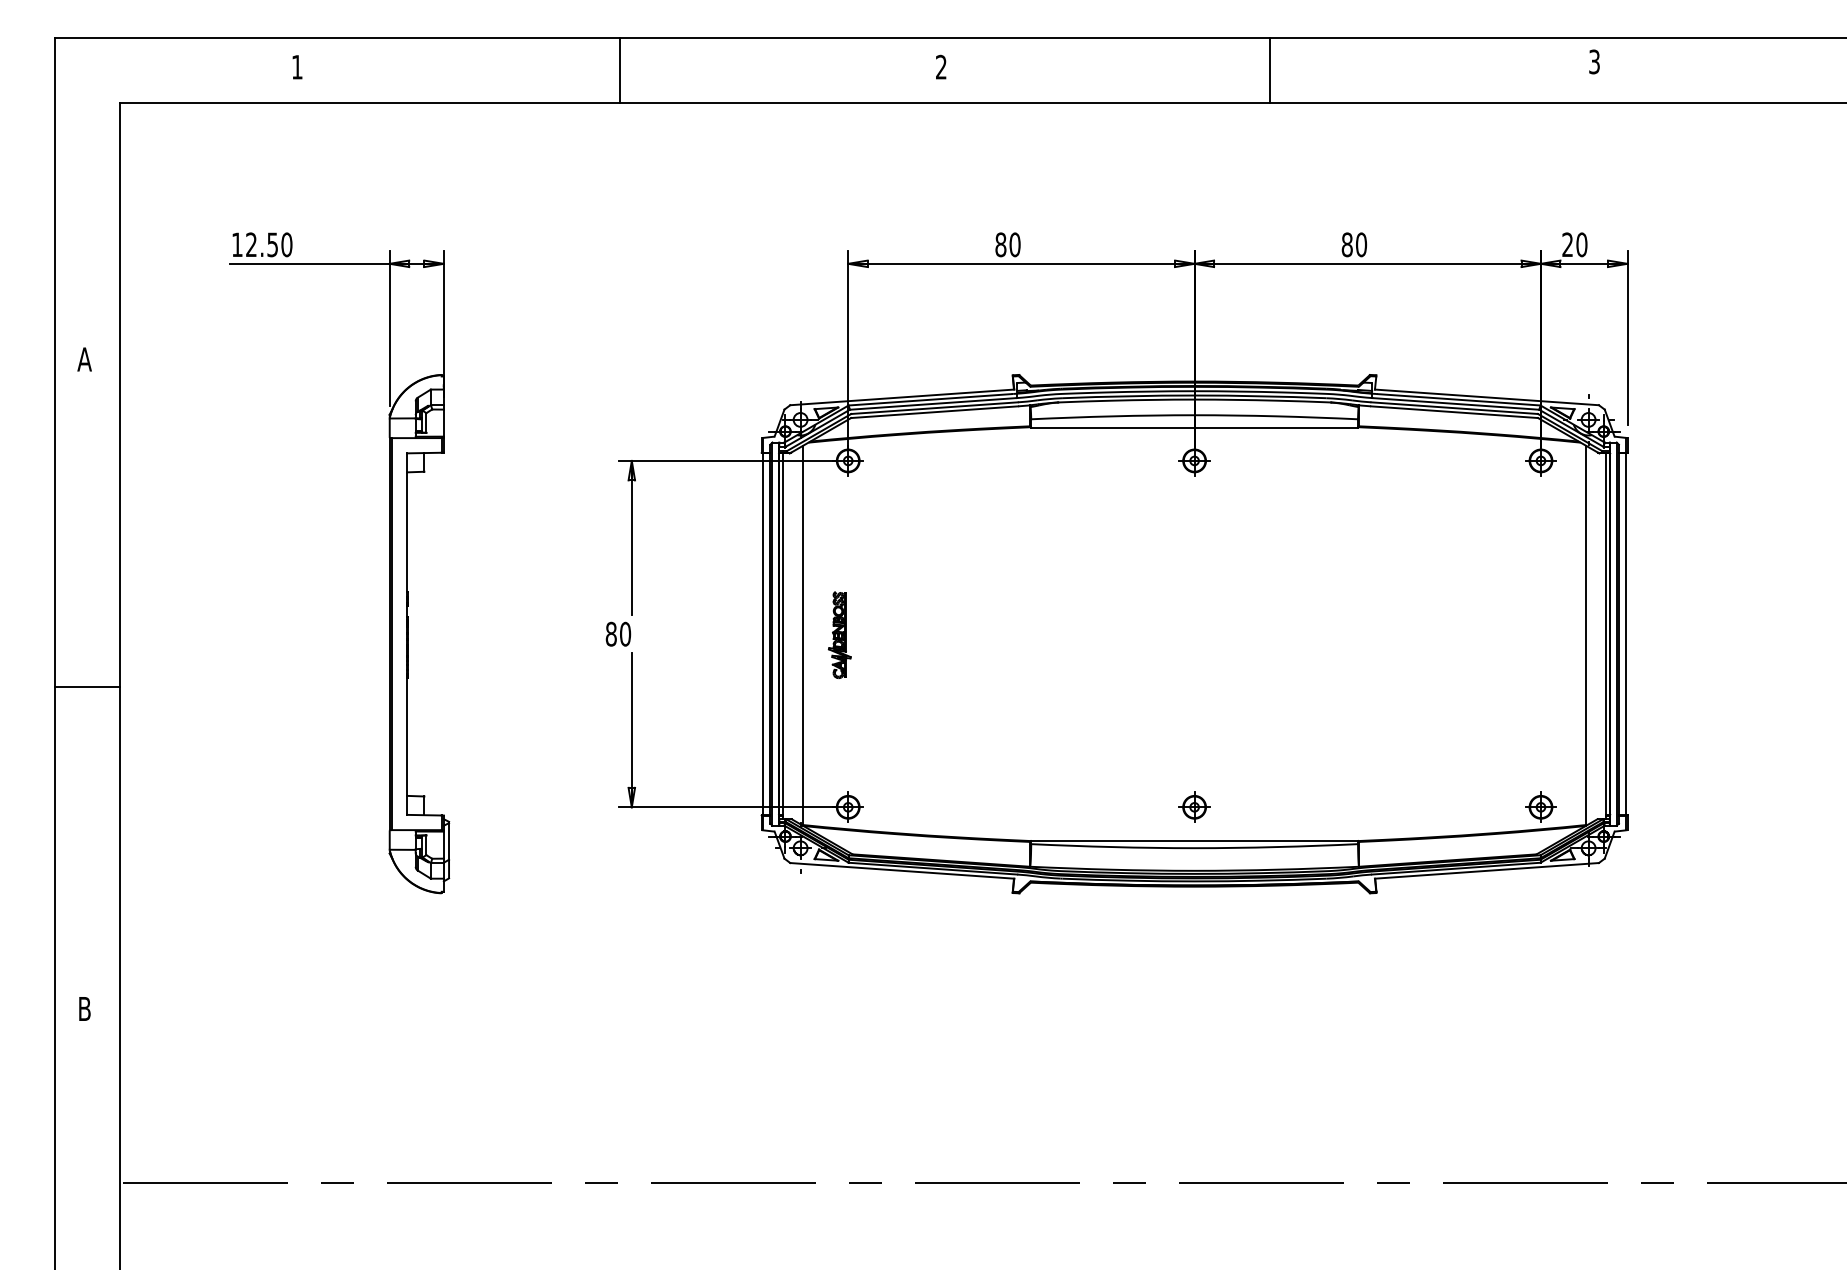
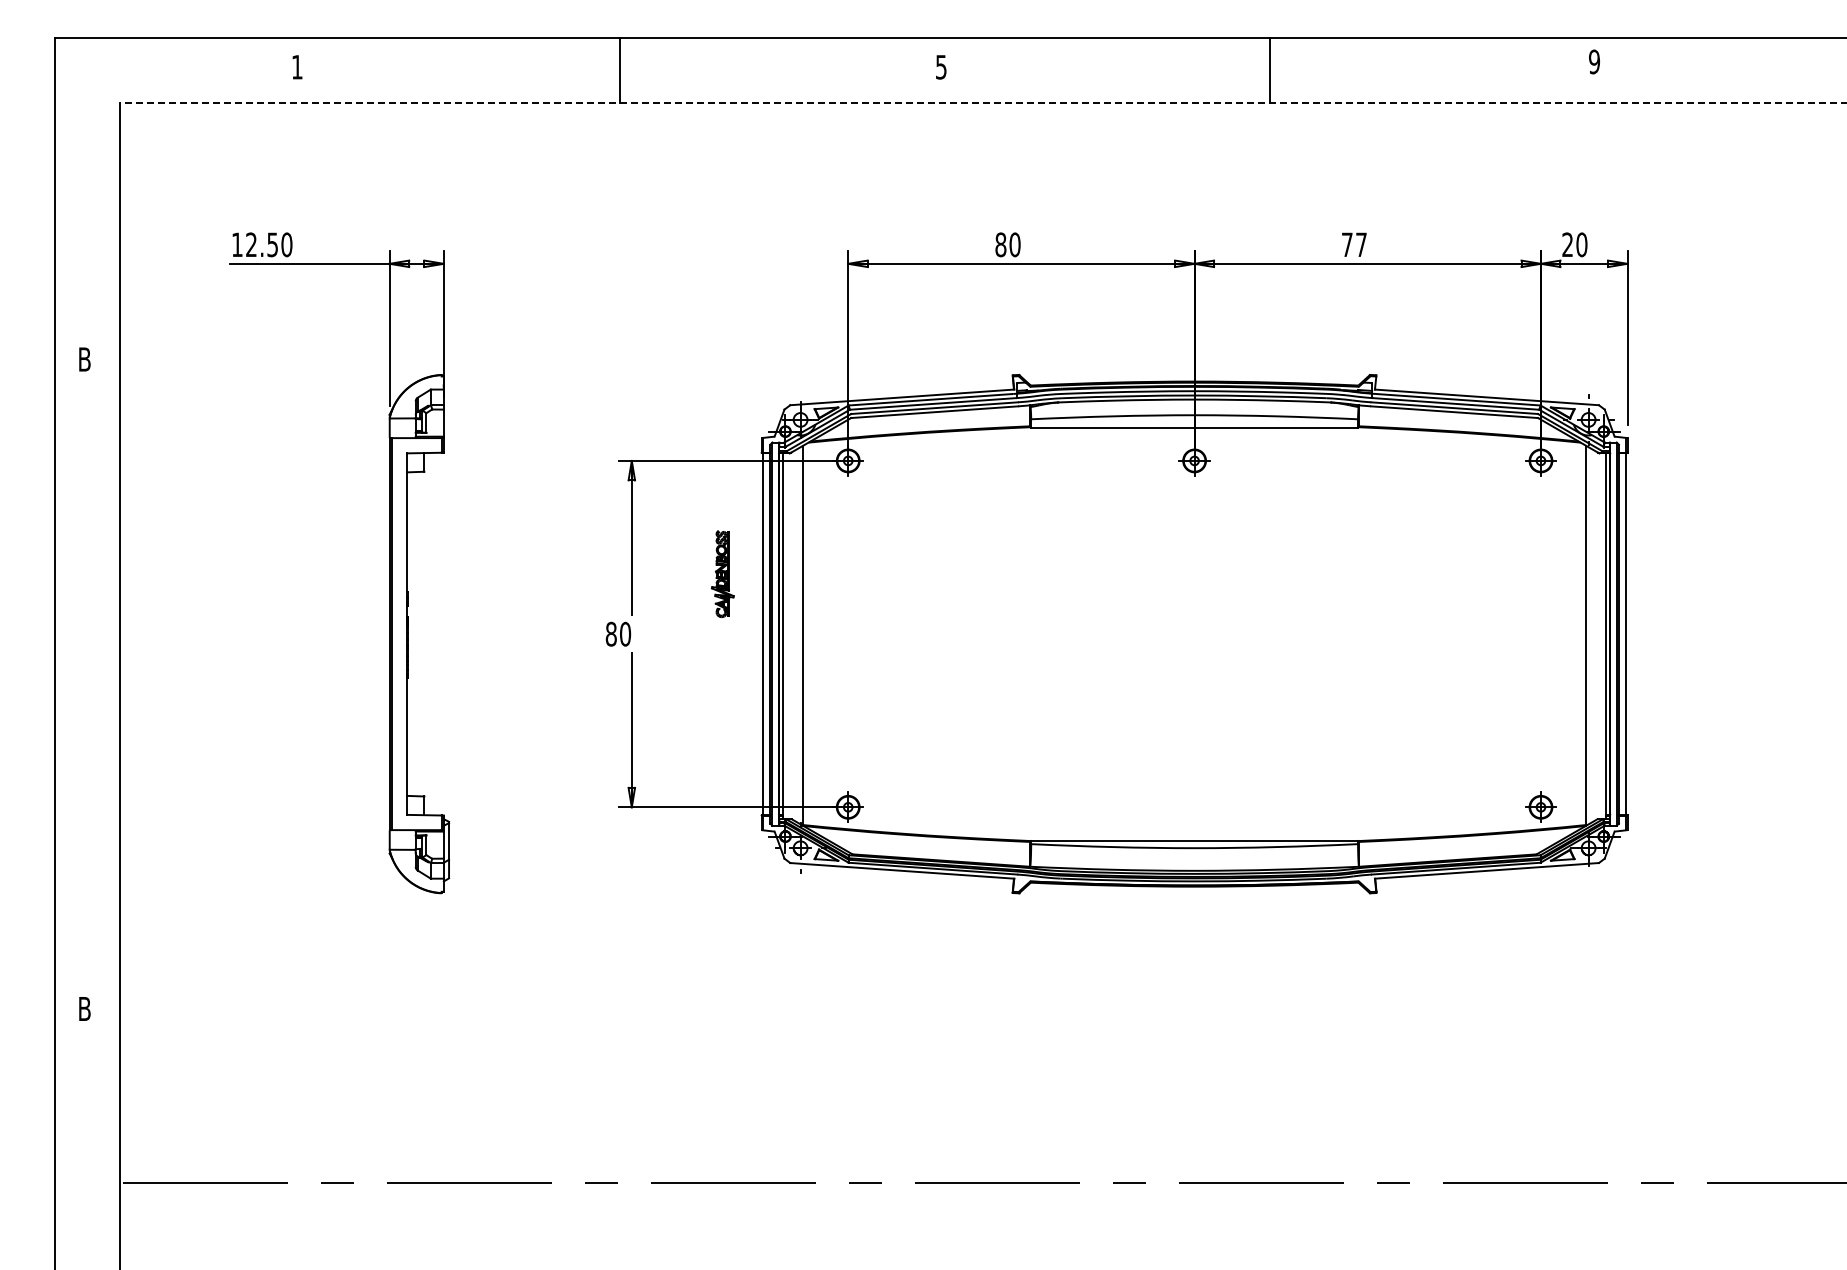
text: 3 -> 9 (1594, 61)
text: 2 -> 5 (941, 66)
line: solid -> dashed (983, 102)
text: 80 -> 77 (1354, 244)
text: A -> B (84, 359)
part position: (839, 634) -> (722, 573) (722, 573)
line: present -> none (87, 687)
part: present -> none (1194, 806)
